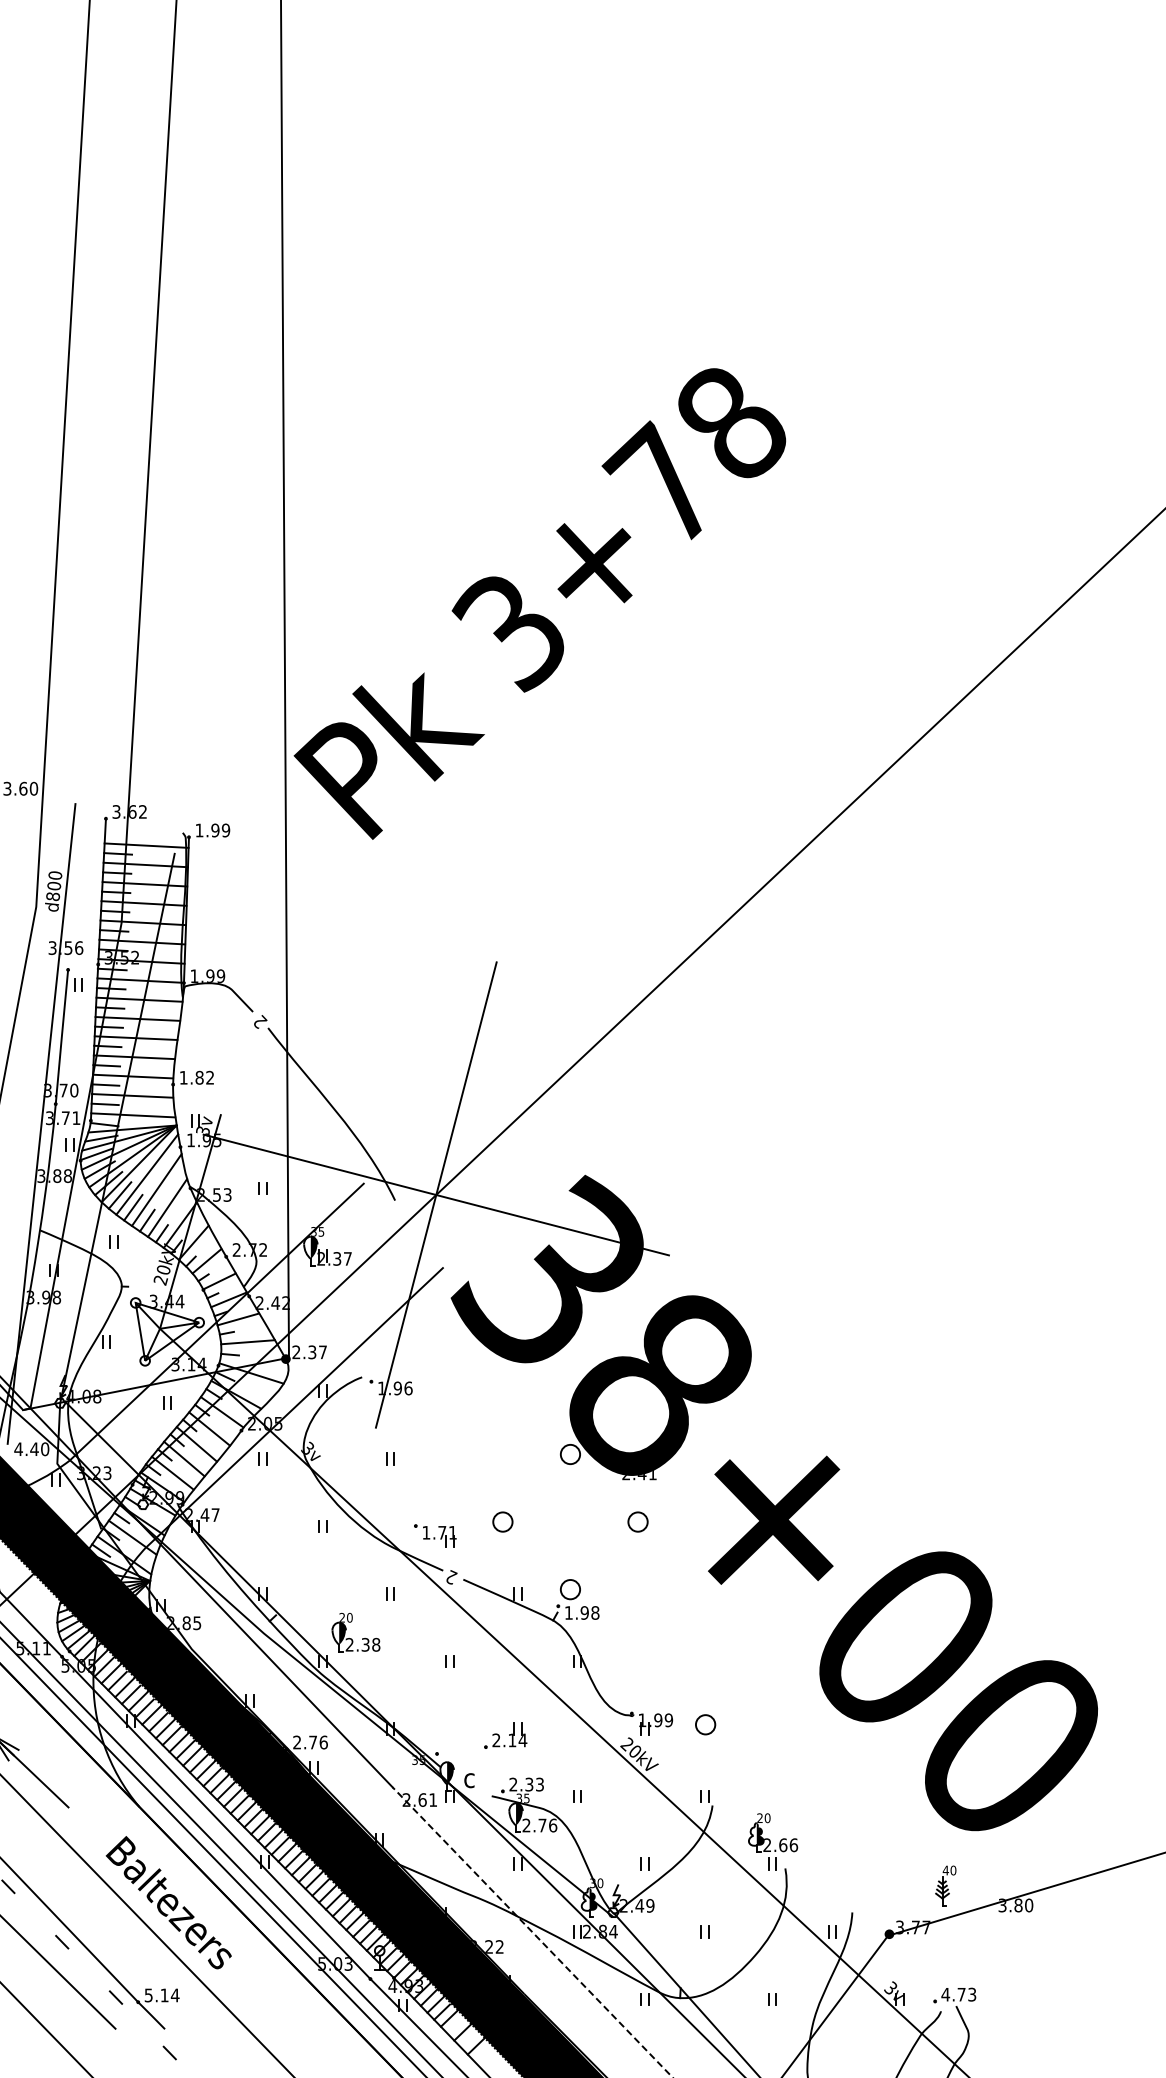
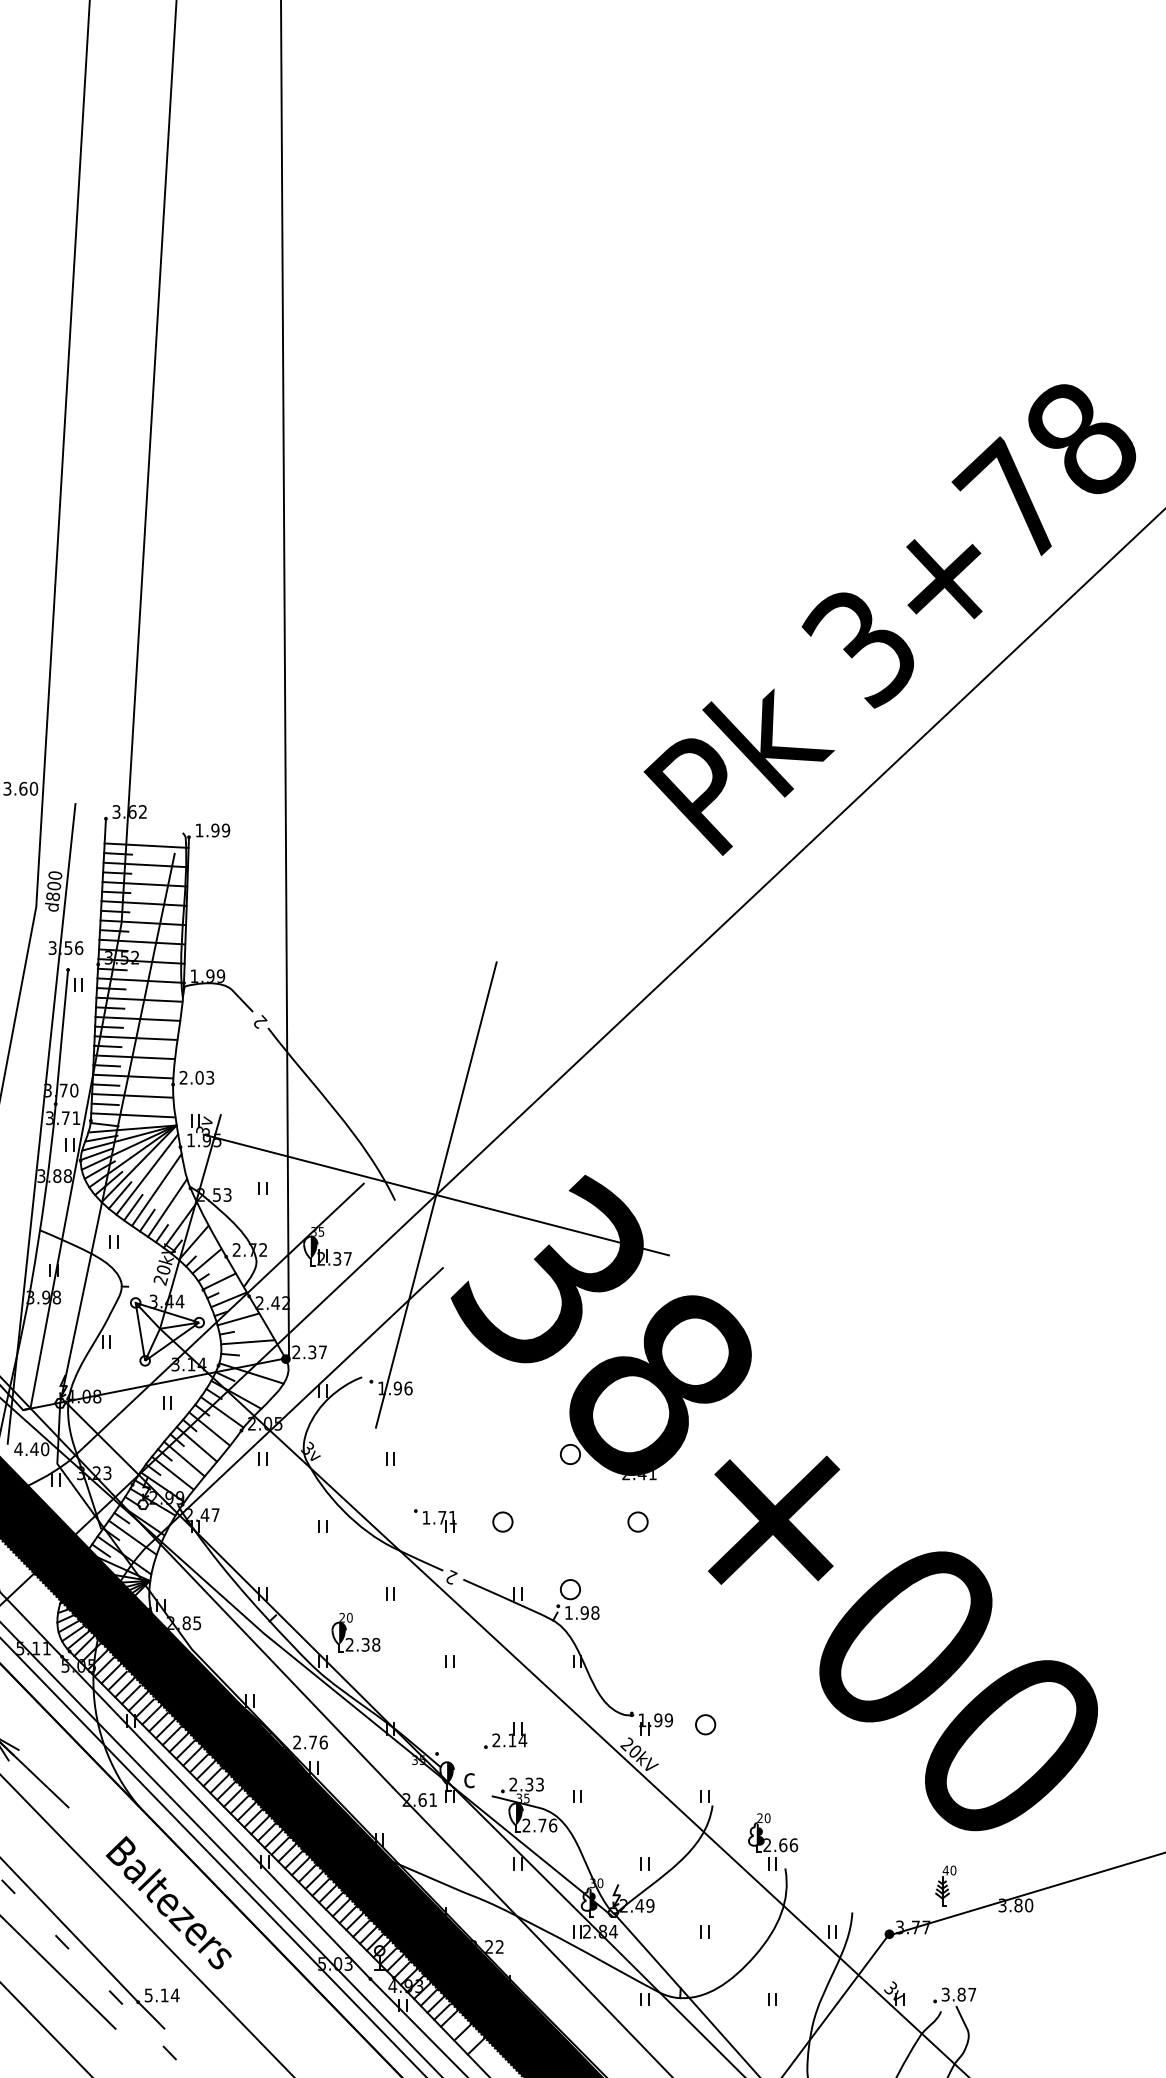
text position: (539, 603) -> (889, 619) (889, 619)
text: 1.82 -> 2.03 (196, 1077)
part position: (435, 1535) -> (435, 1520) (435, 1520)
line: dashed -> solid (532, 1932)
text: 4.73 -> 3.87 (958, 1994)
